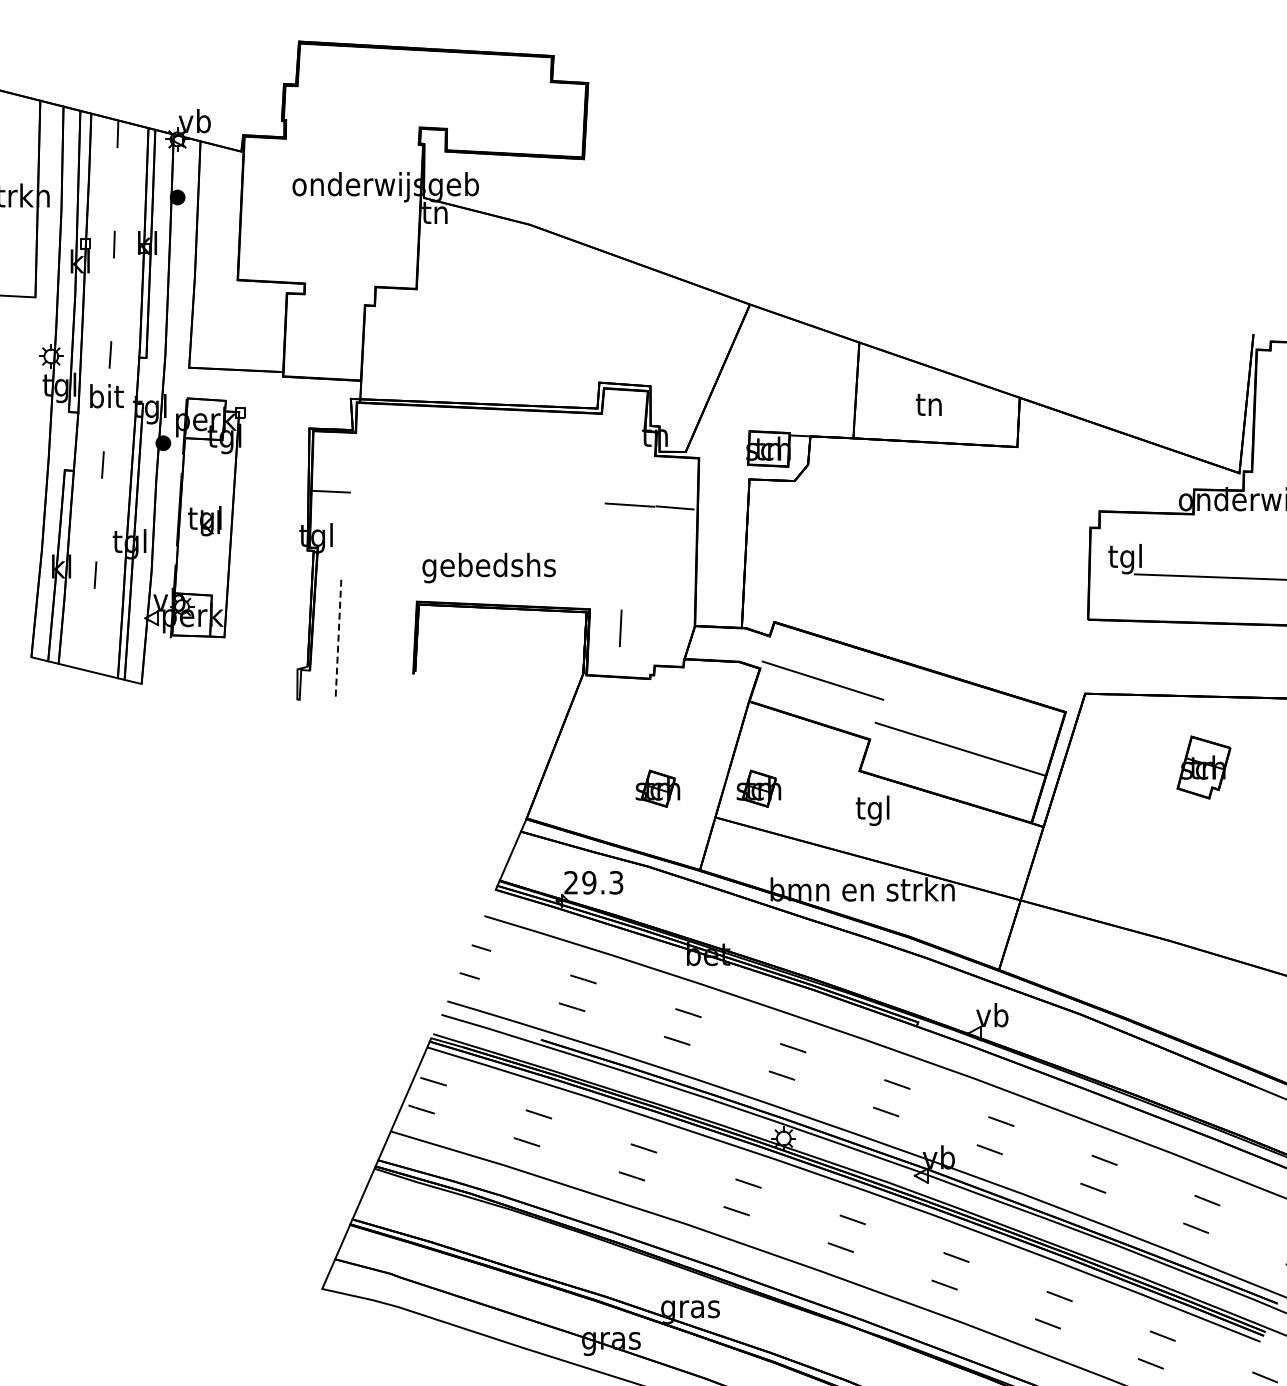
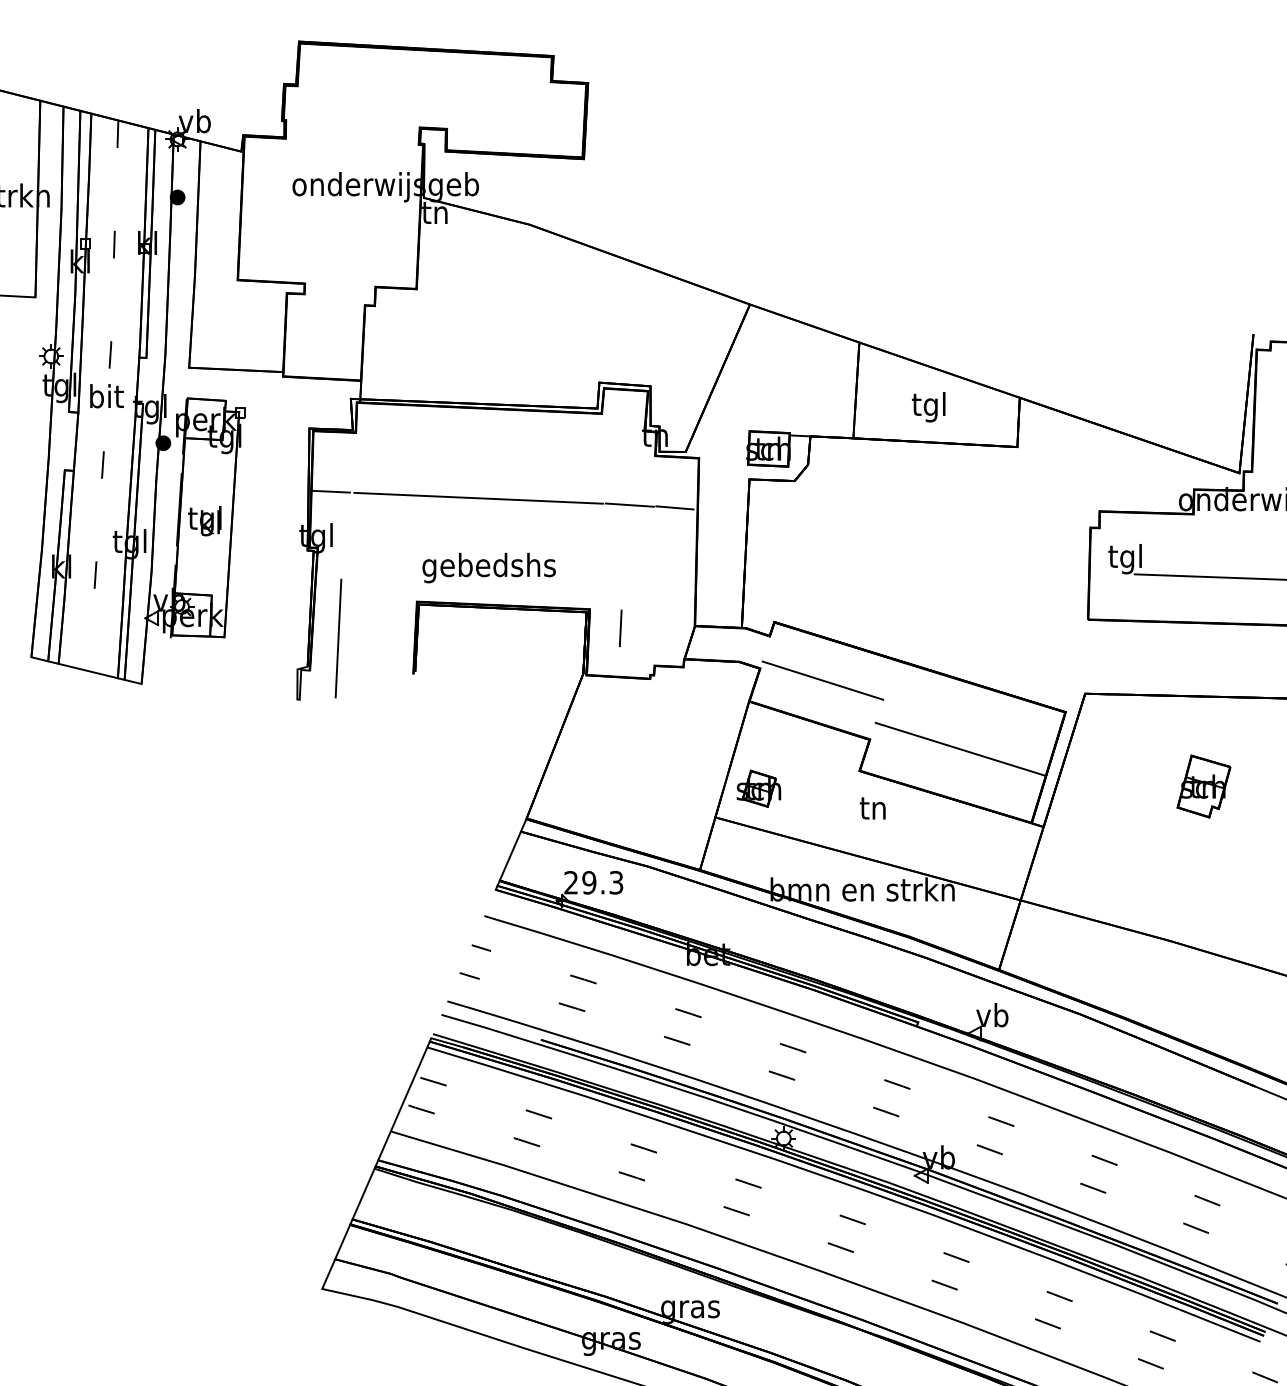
text: tn -> tgl (928, 407)
line: none -> present (478, 497)
line: dashed -> solid (338, 638)
part position: (1203, 767) -> (1203, 786) (1203, 786)
part: present -> none (657, 788)
text: tgl -> tn (872, 810)
